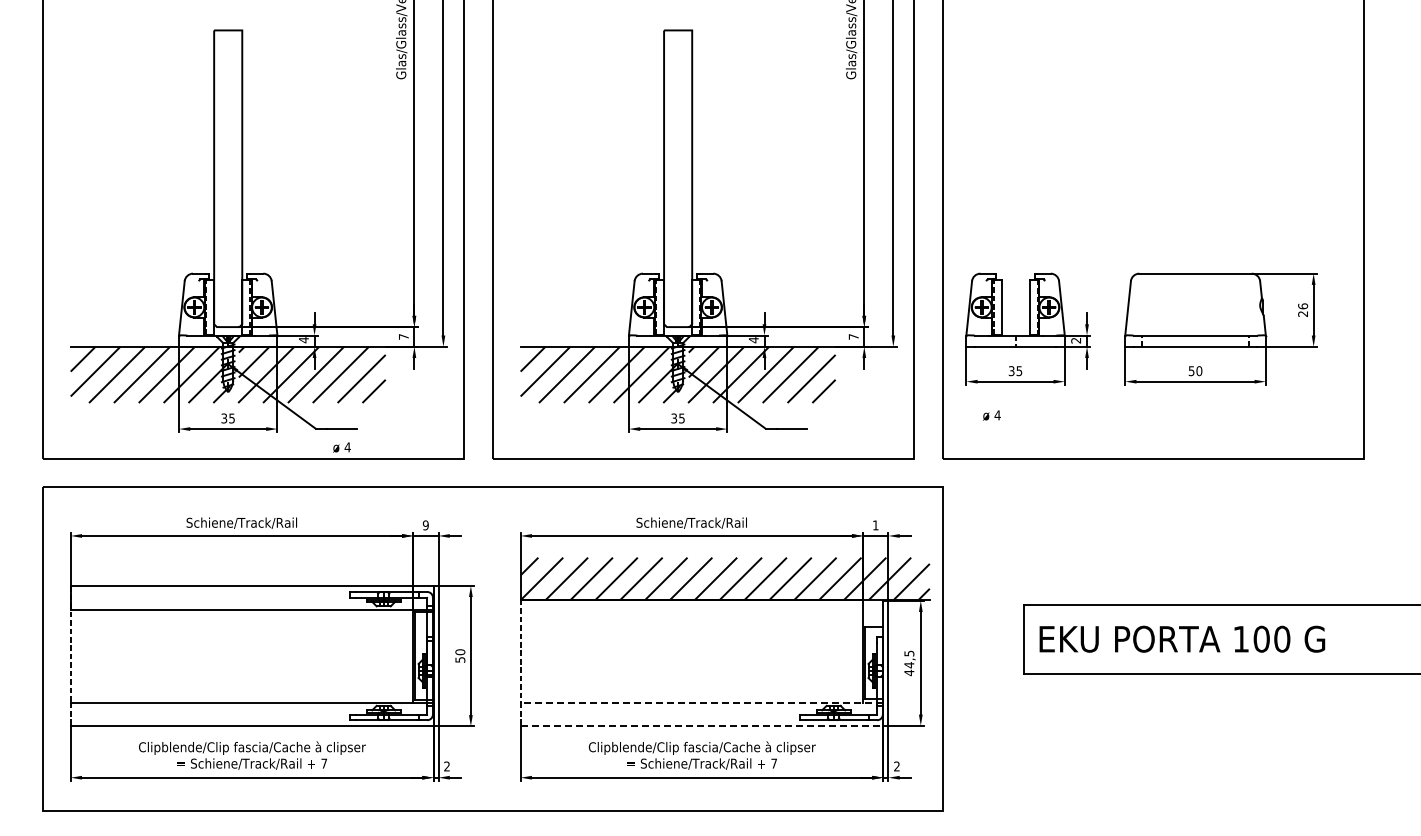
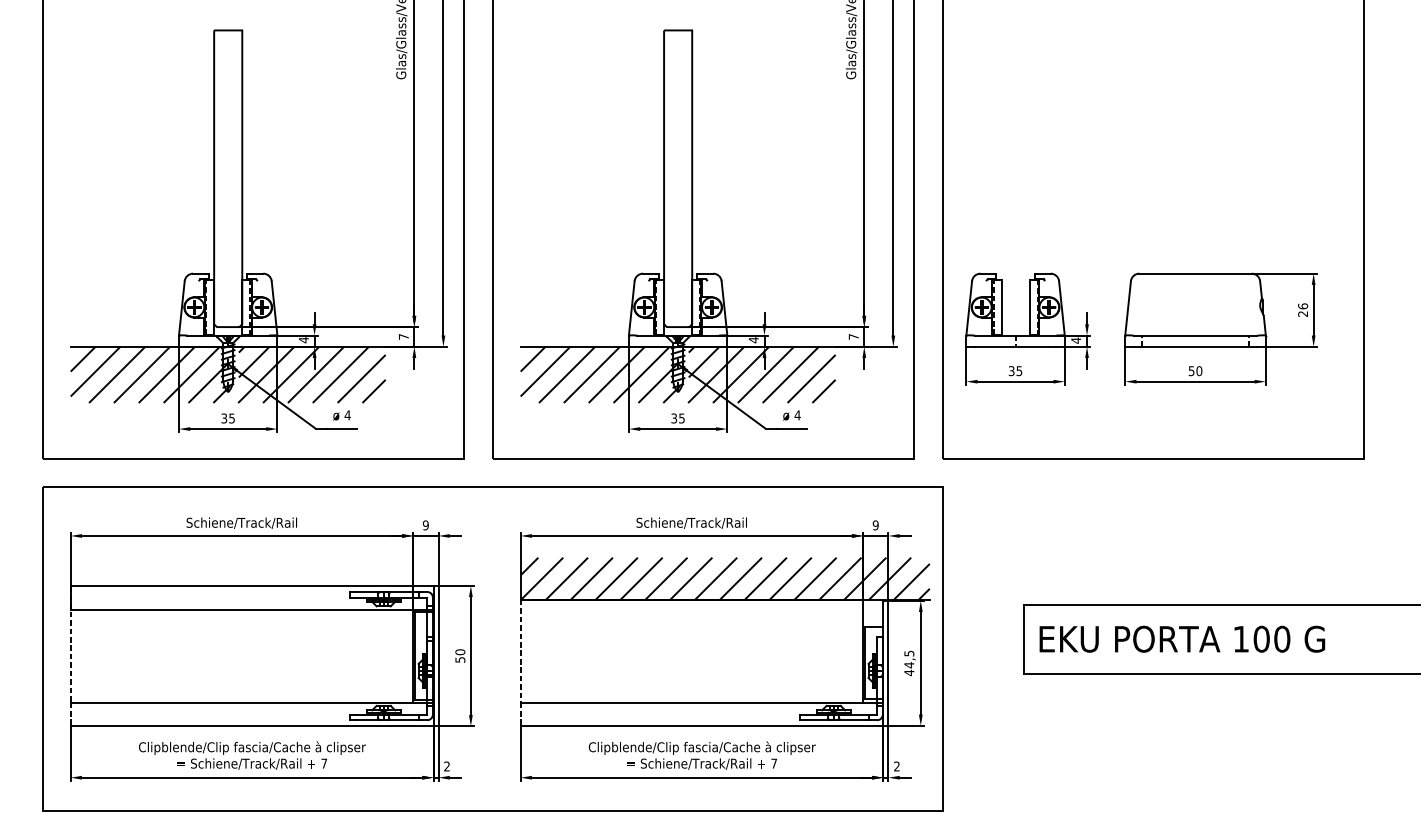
text: 2 -> 4 (1076, 340)
text position: (991, 415) -> (791, 415) (791, 415)
text position: (341, 447) -> (341, 415) (341, 415)
text: 1 -> 9 (875, 525)
line: dashed -> solid (701, 702)
line: dashed -> solid (702, 725)
